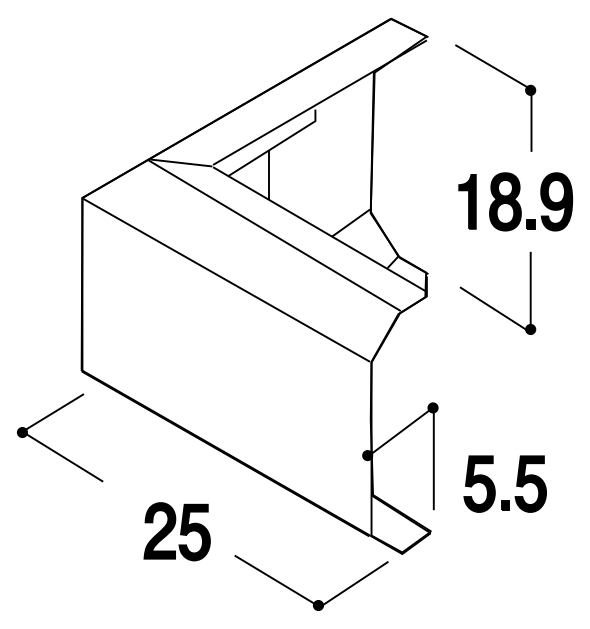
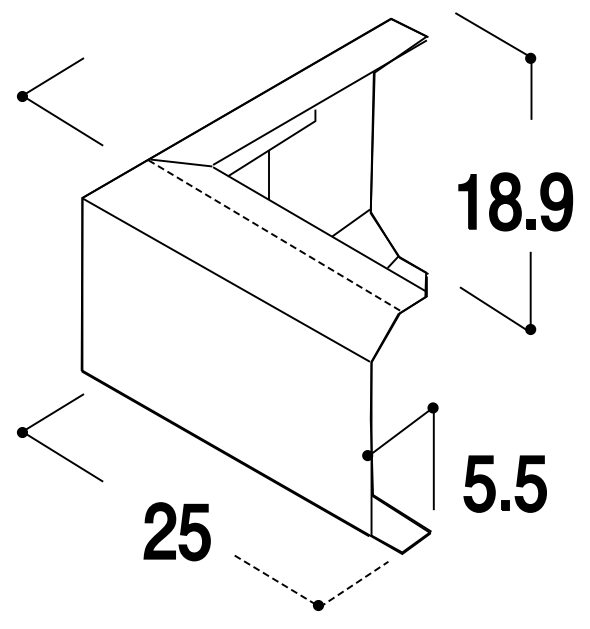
part position: (506, 76) -> (506, 44) (506, 44)
part: none -> present (53, 113)
line: solid -> dashed (274, 235)
line: solid -> dashed (313, 602)
